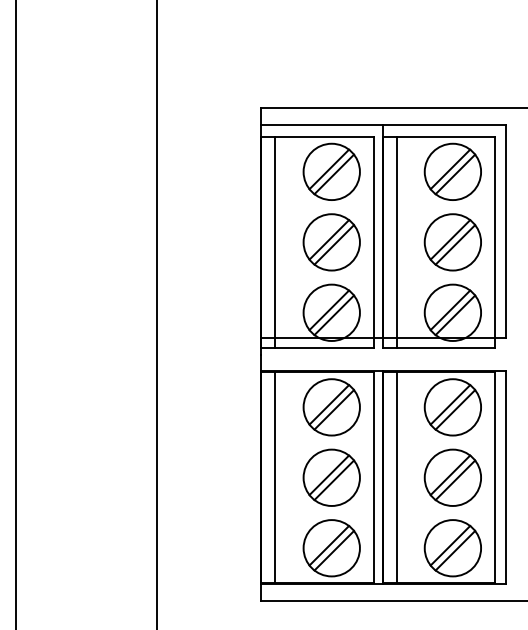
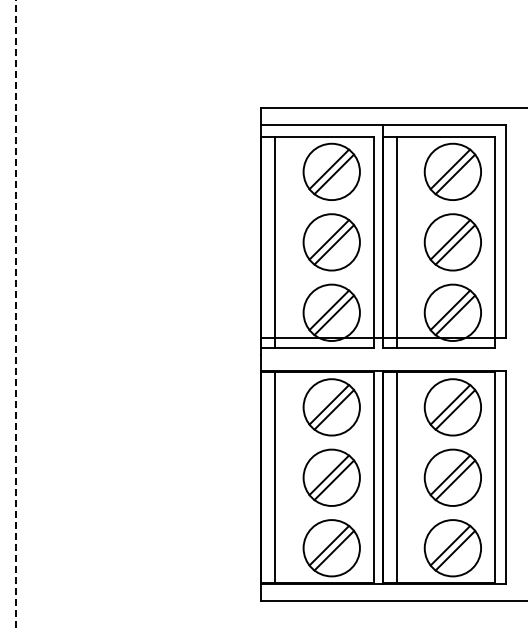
line: present -> none (156, 314)
line: solid -> dashed (15, 315)
